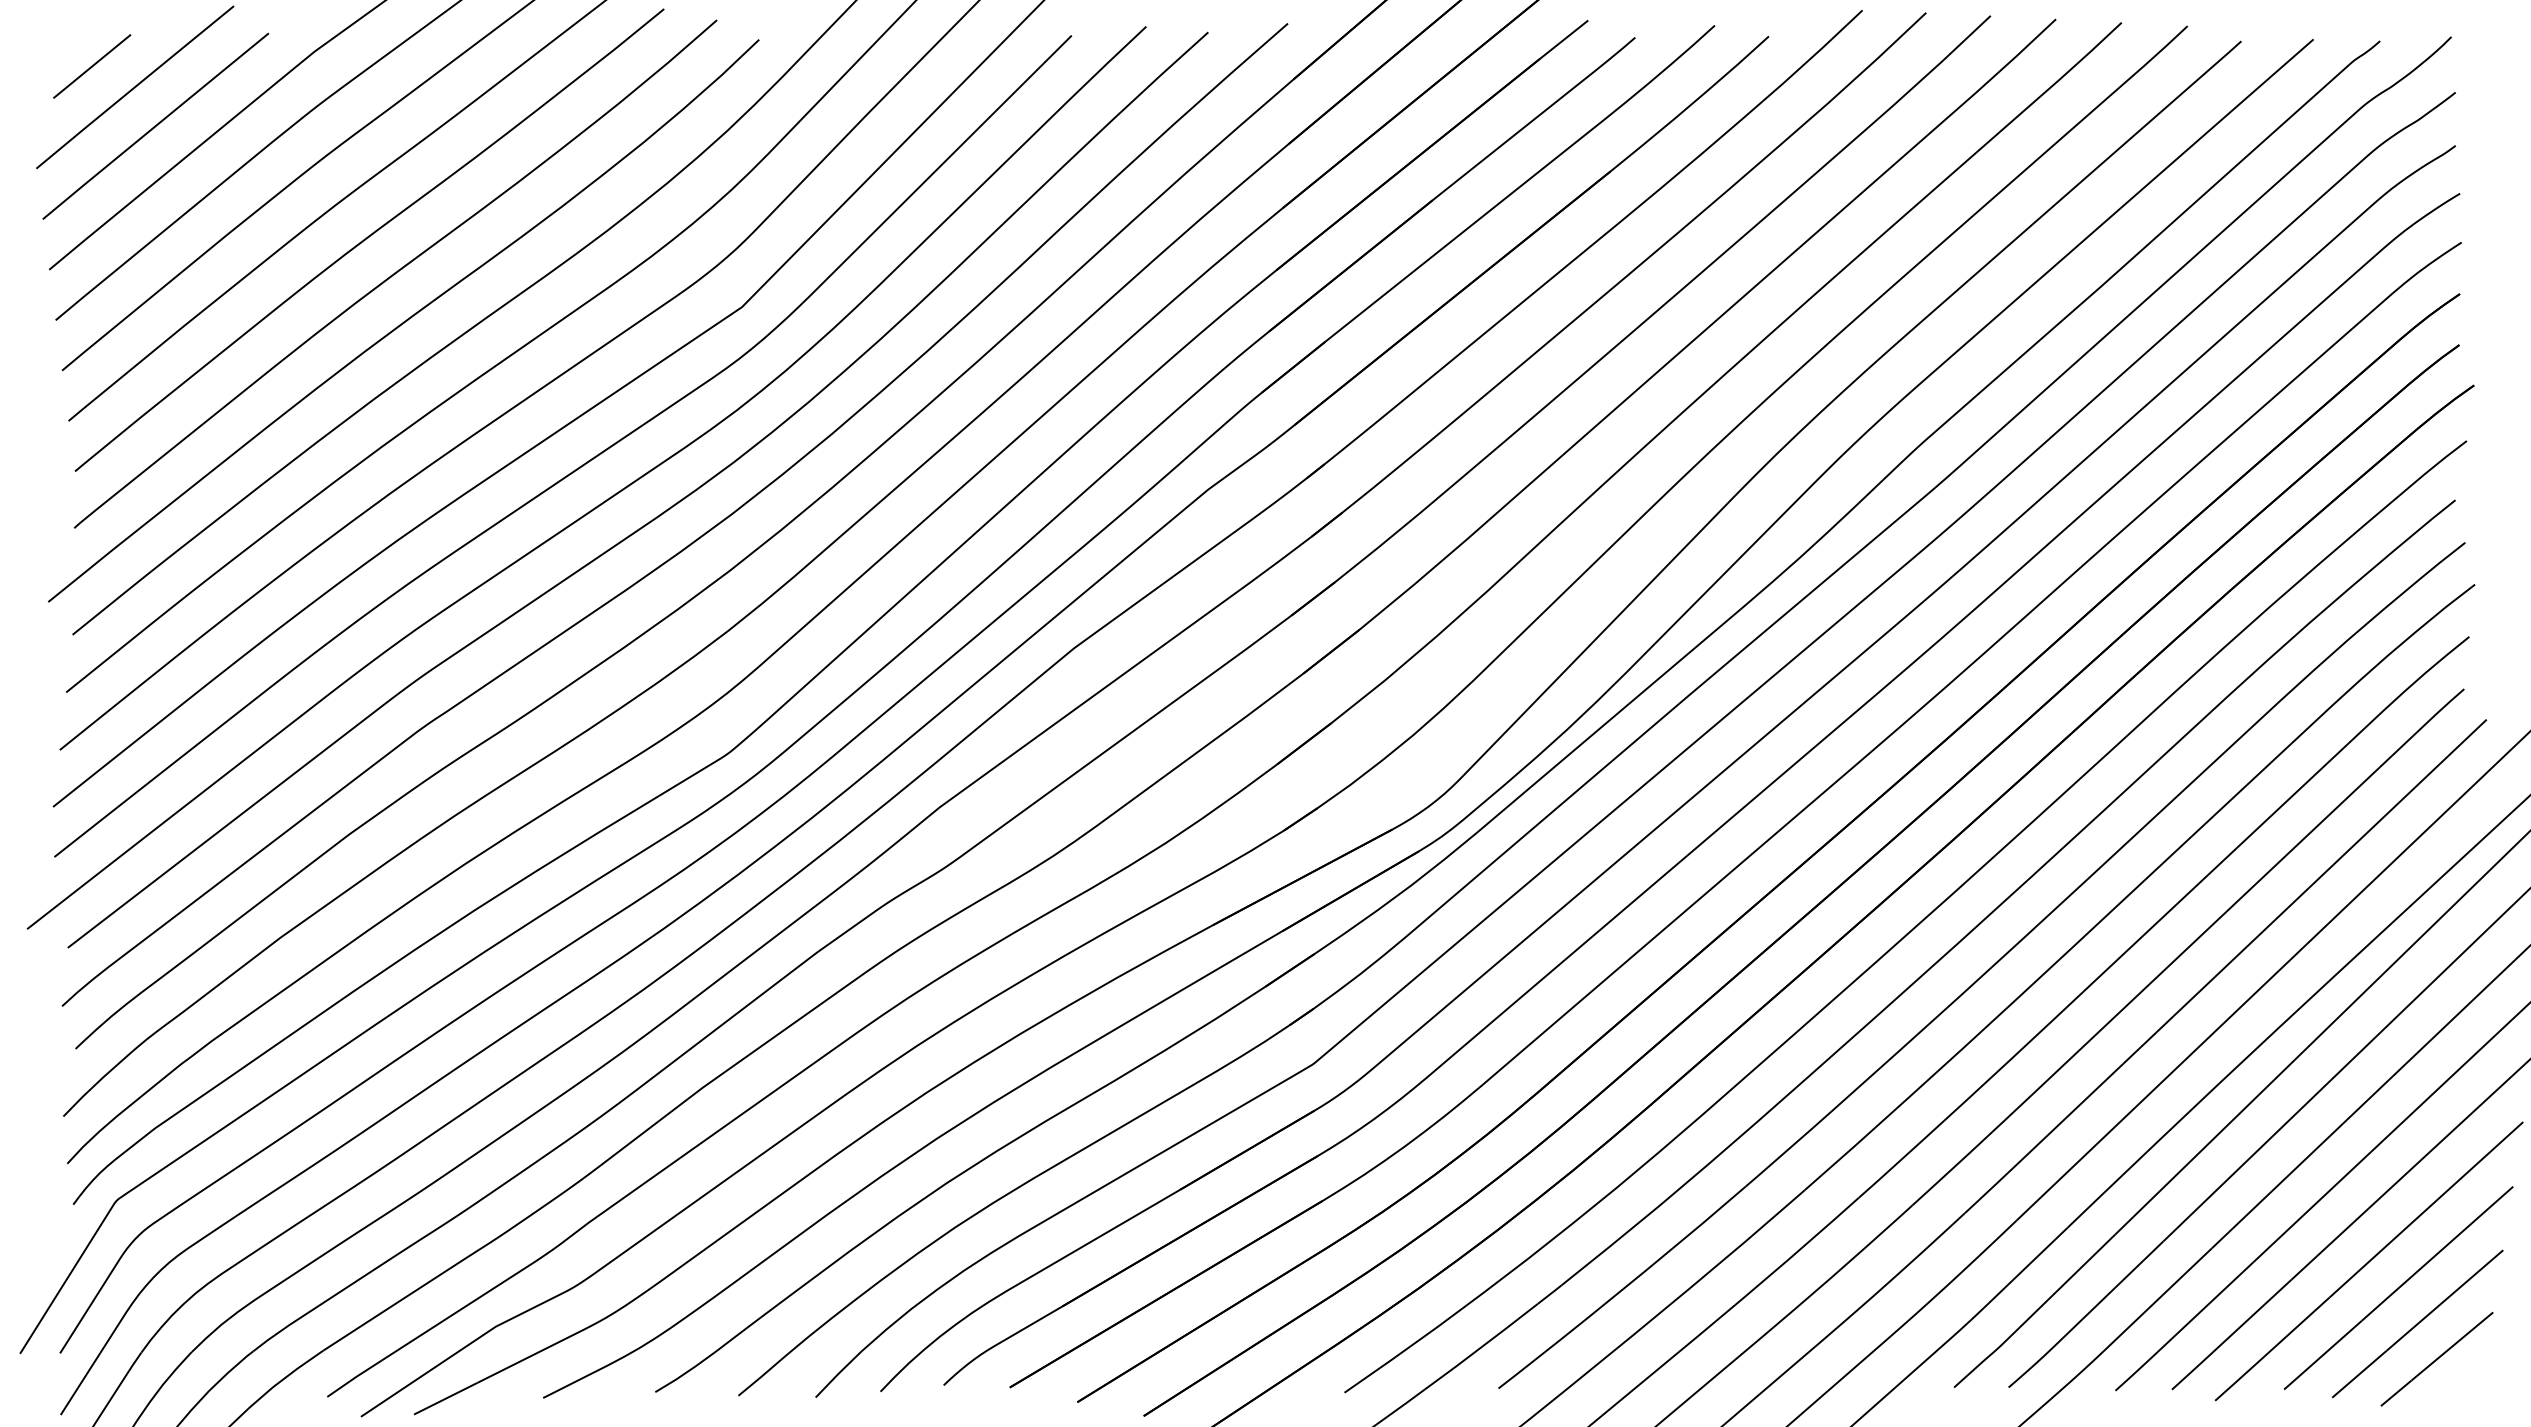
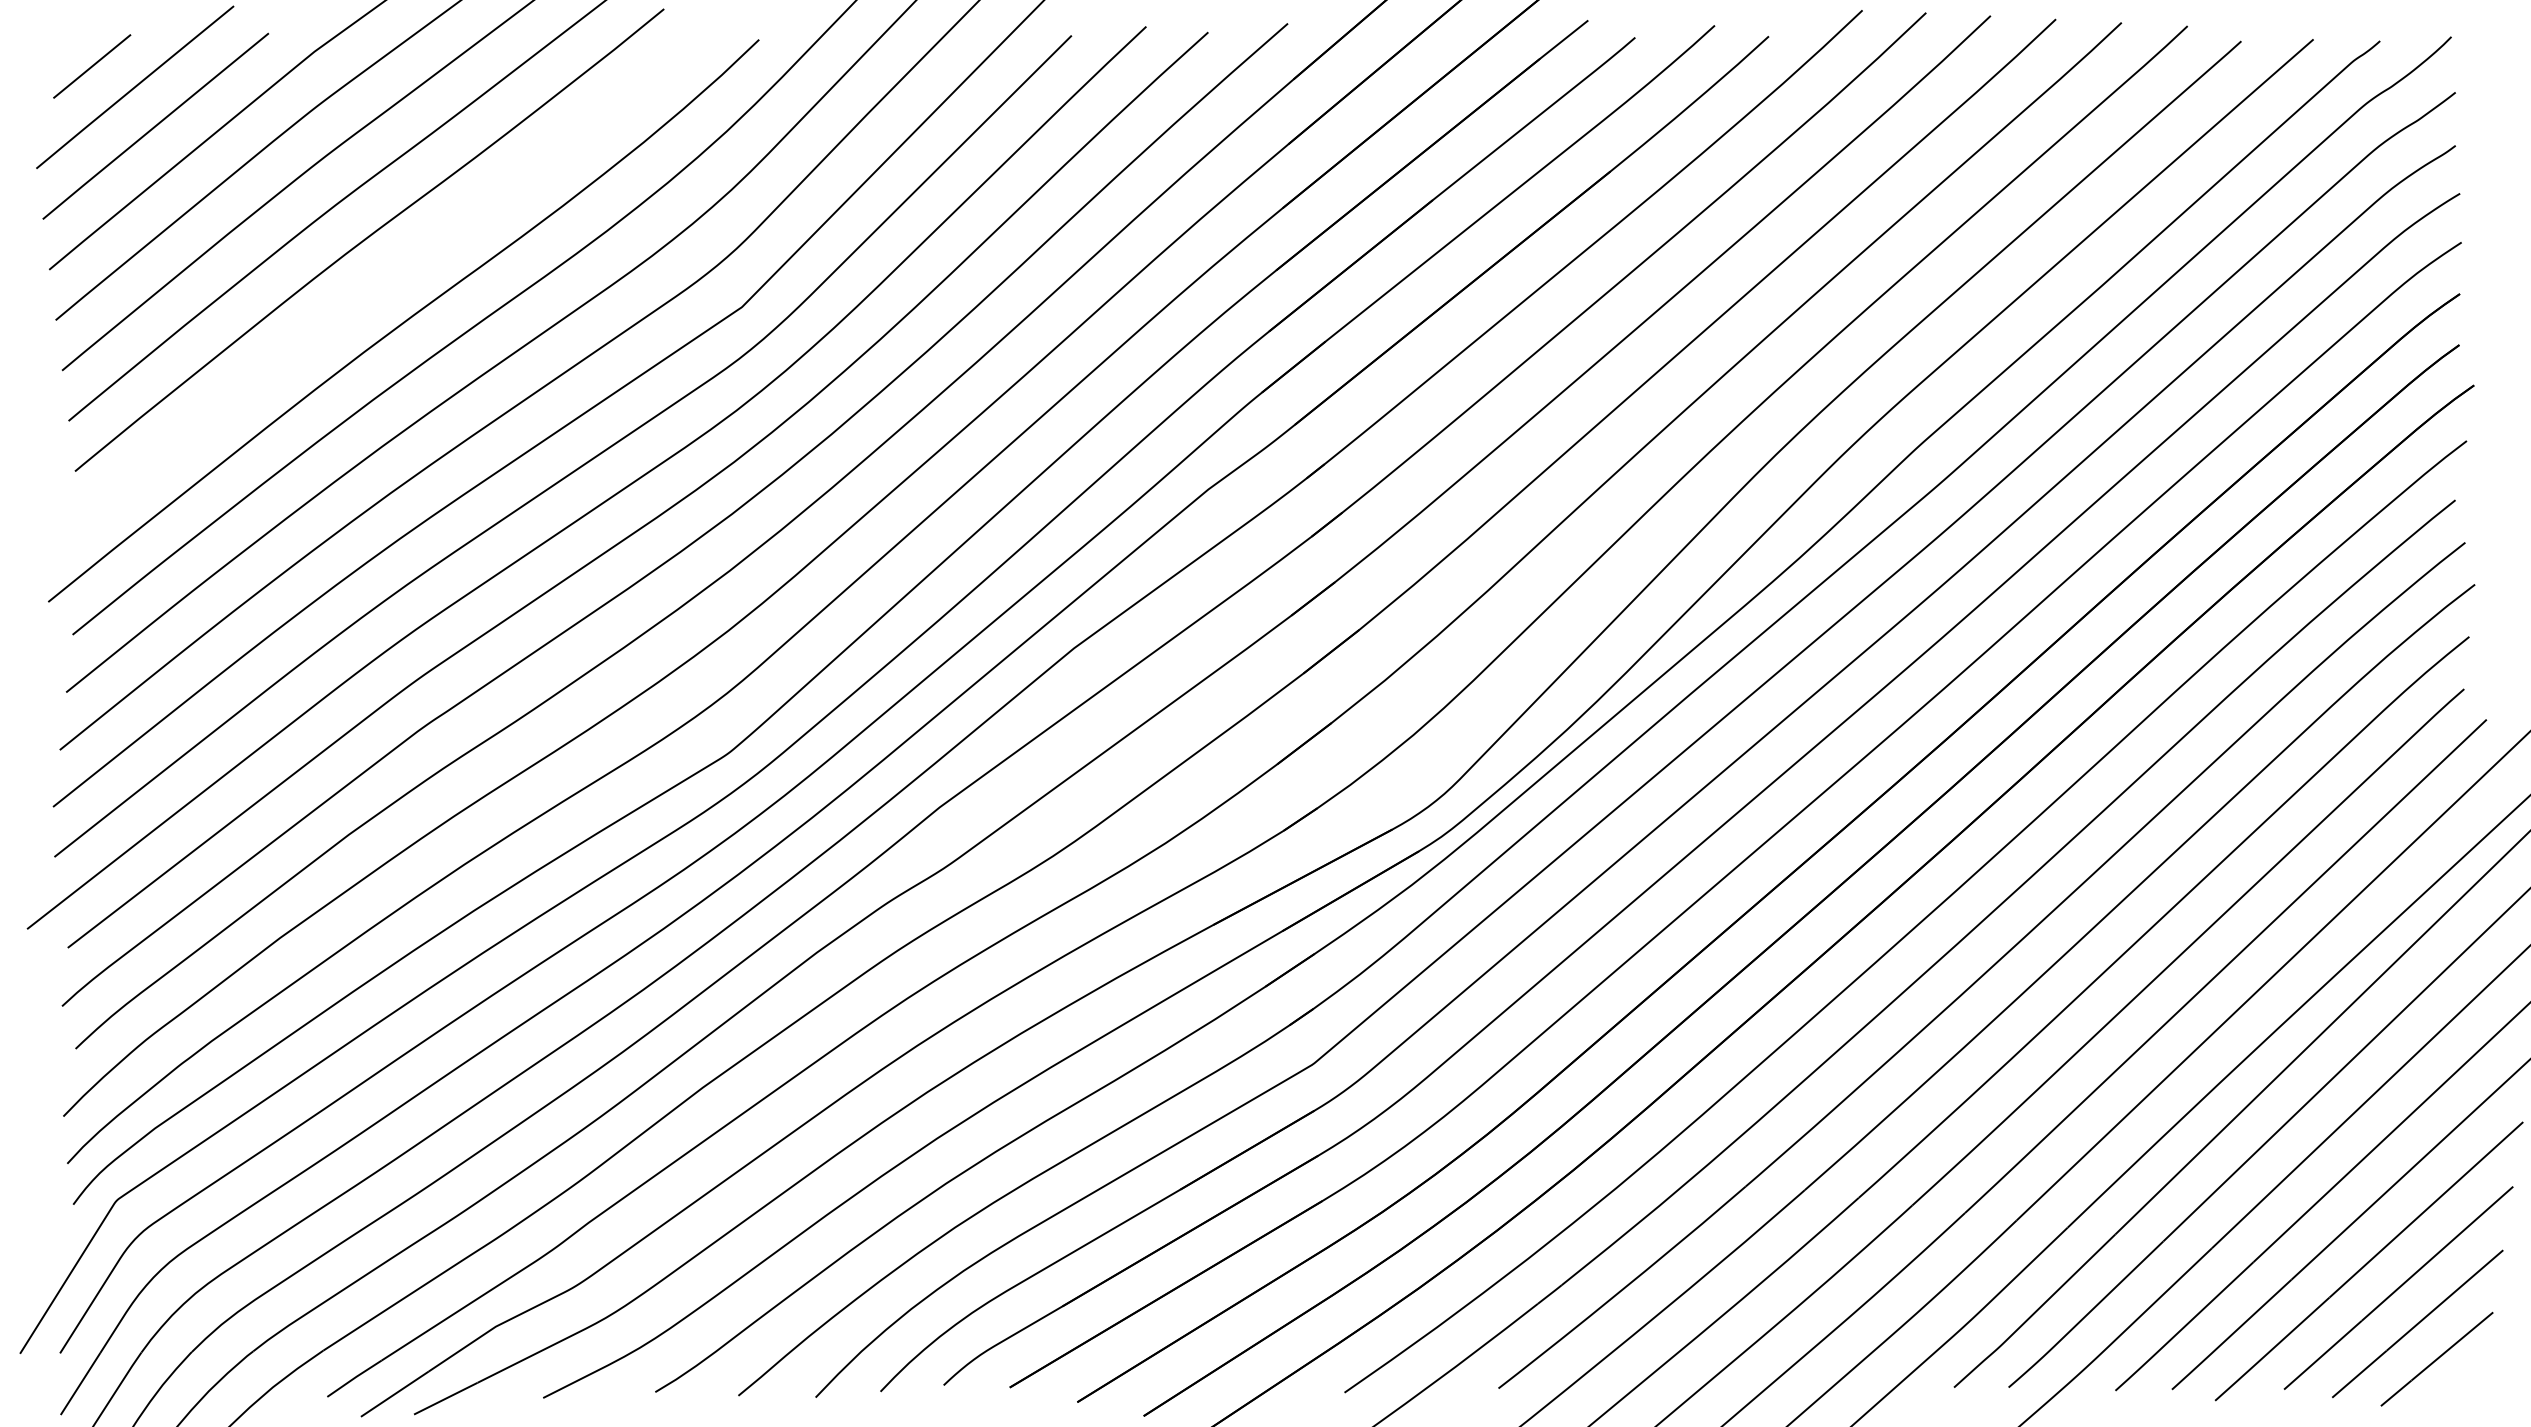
curve: present -> none (395, 273)
